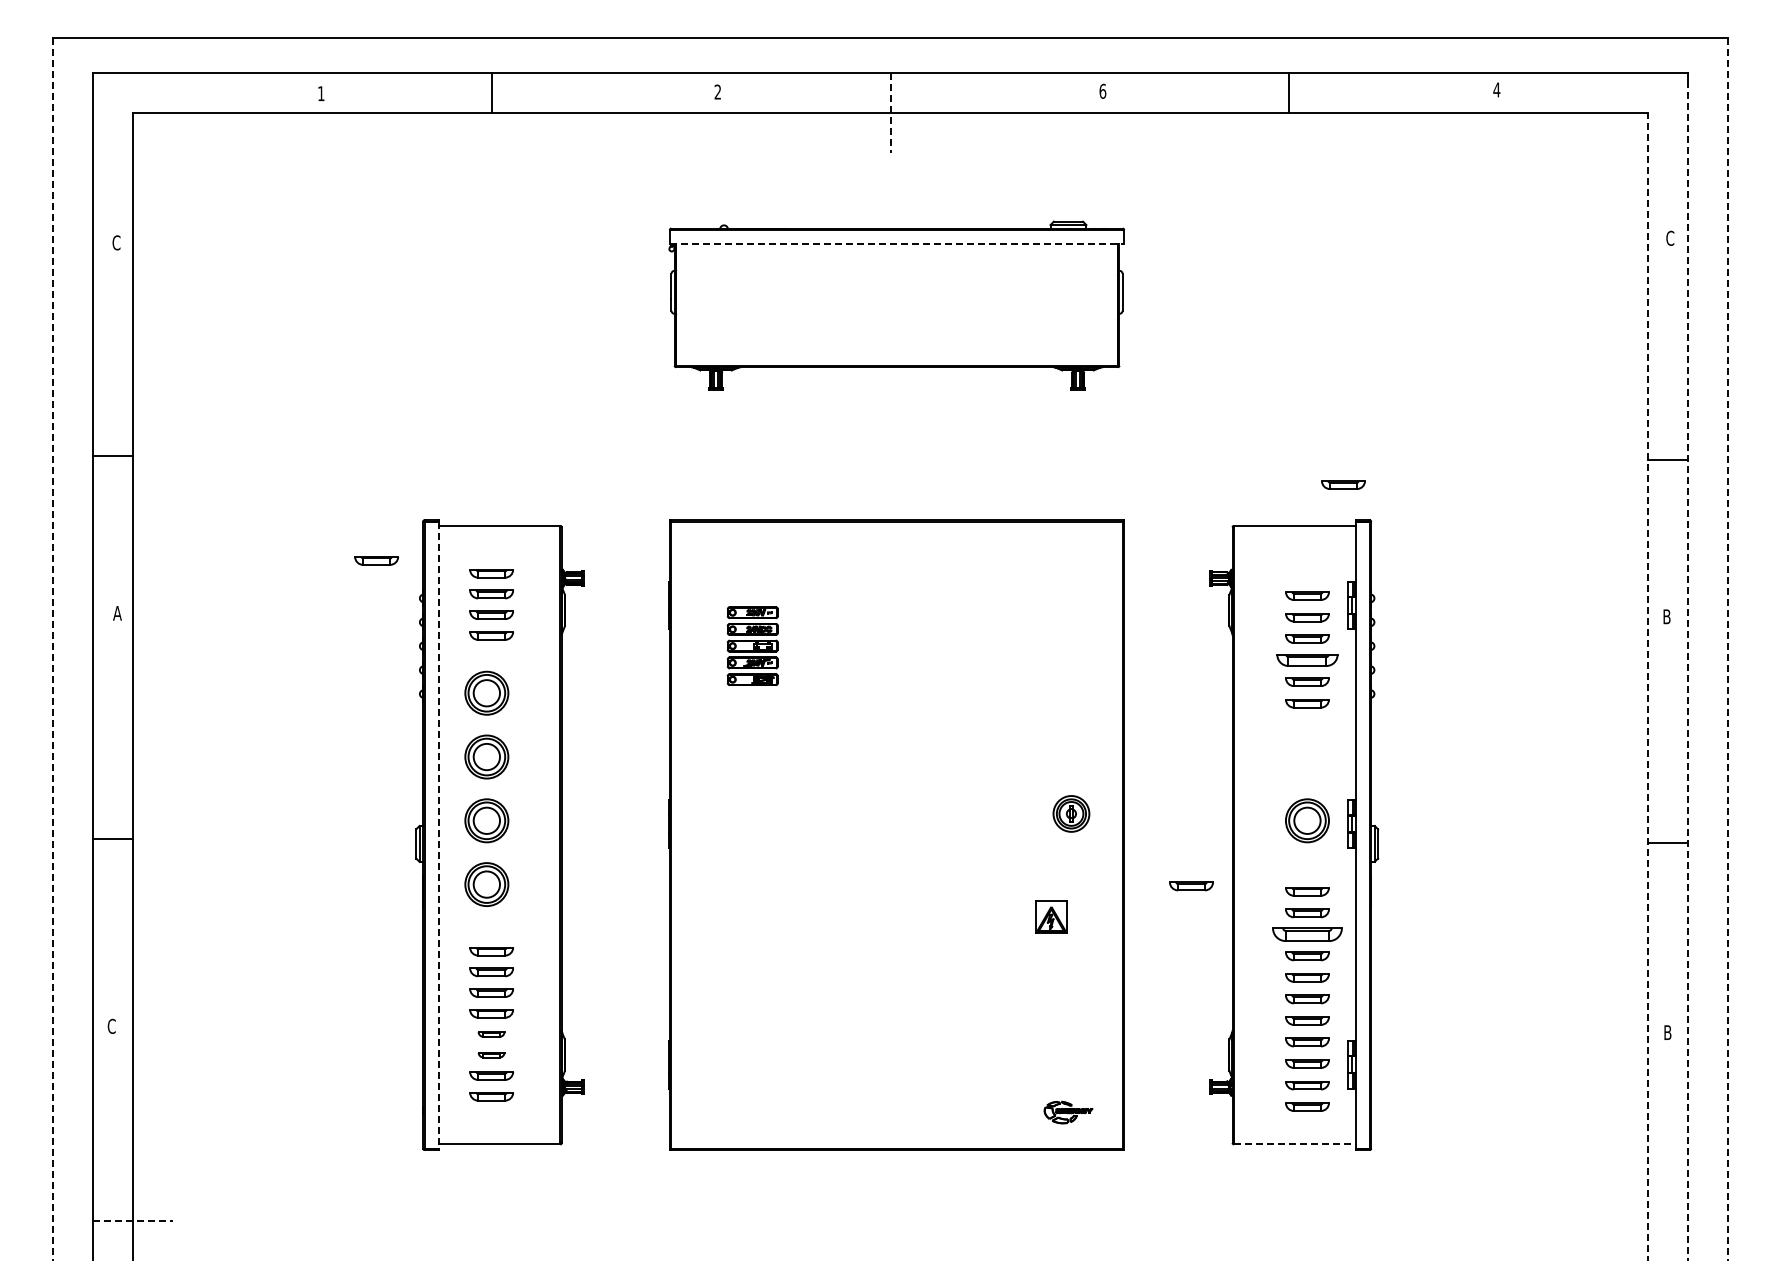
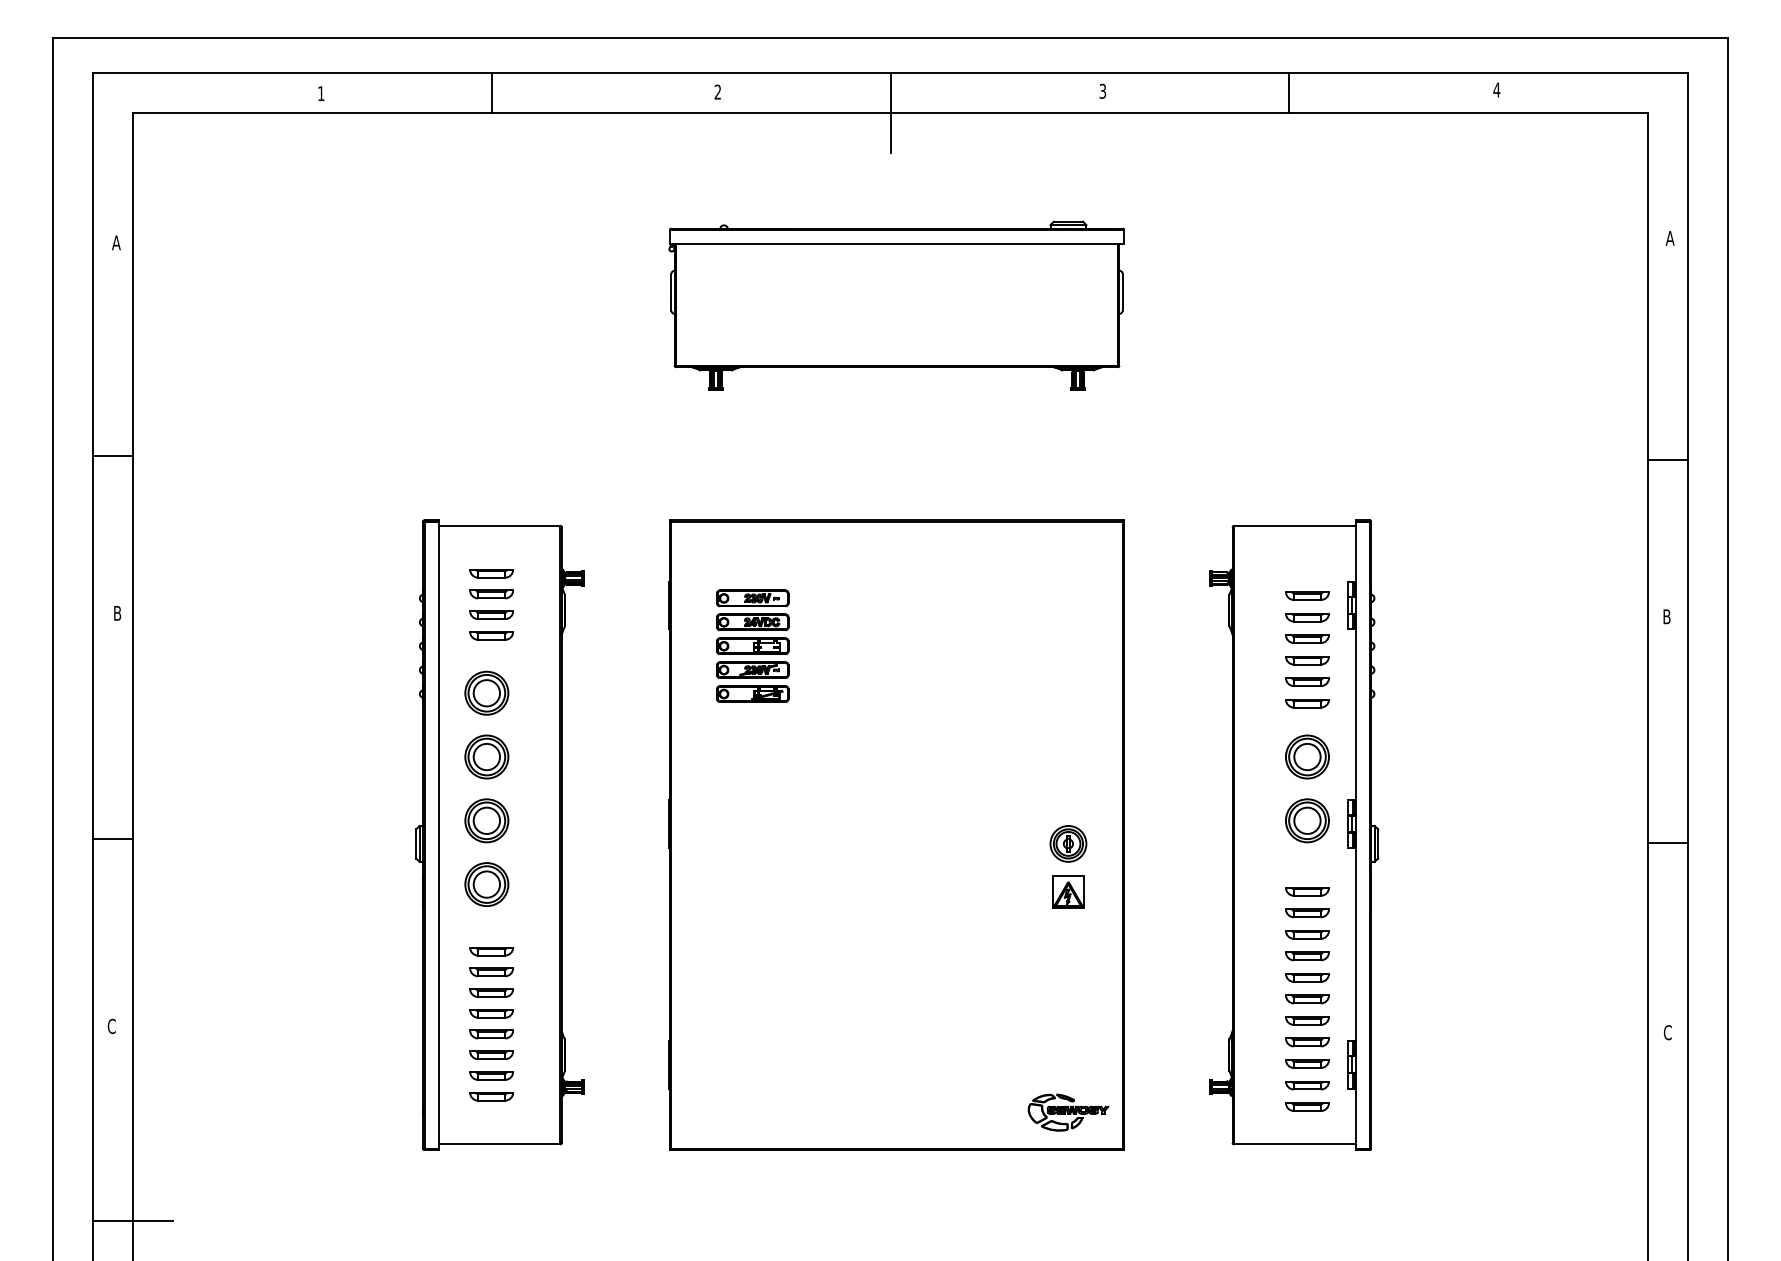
text: 6 -> 3 (1102, 90)
line: dashed -> solid (890, 113)
text: C -> A (1669, 237)
text: C -> A (116, 242)
line: dashed -> solid (897, 244)
part: present -> none (1343, 484)
part: present -> none (376, 560)
text: A -> B (117, 613)
part size: 53x80 px -> 74x114 px (752, 645)
line: dashed -> solid (53, 649)
line: dashed -> solid (1727, 649)
part size: 63x13 px -> 45x10 px (1307, 660)
line: dashed -> solid (1687, 670)
line: dashed -> solid (1647, 687)
part: none -> present (1307, 756)
part position: (1071, 813) -> (1068, 843) (1068, 843)
line: dashed -> solid (438, 835)
part: present -> none (1191, 886)
part position: (1051, 916) -> (1068, 891) (1068, 891)
part size: 71x15 px -> 45x10 px (1307, 934)
text: B -> C (1667, 1032)
part size: 29x7 px -> 45x11 px (491, 1034)
part size: 29x7 px -> 45x10 px (491, 1054)
part size: 51x25 px -> 83x39 px (1068, 1112)
line: dashed -> solid (1294, 1144)
line: dashed -> solid (133, 1221)
